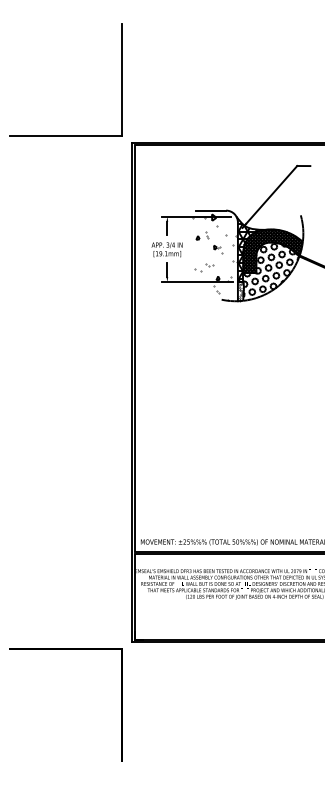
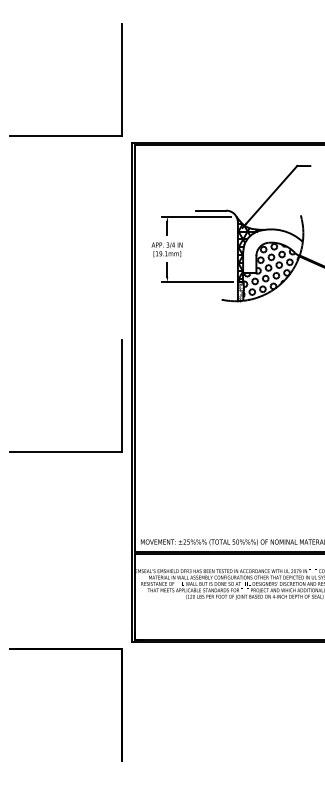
hatch: present -> none (272, 251)
hatch: present -> none (214, 257)
part: none -> present (121, 395)
